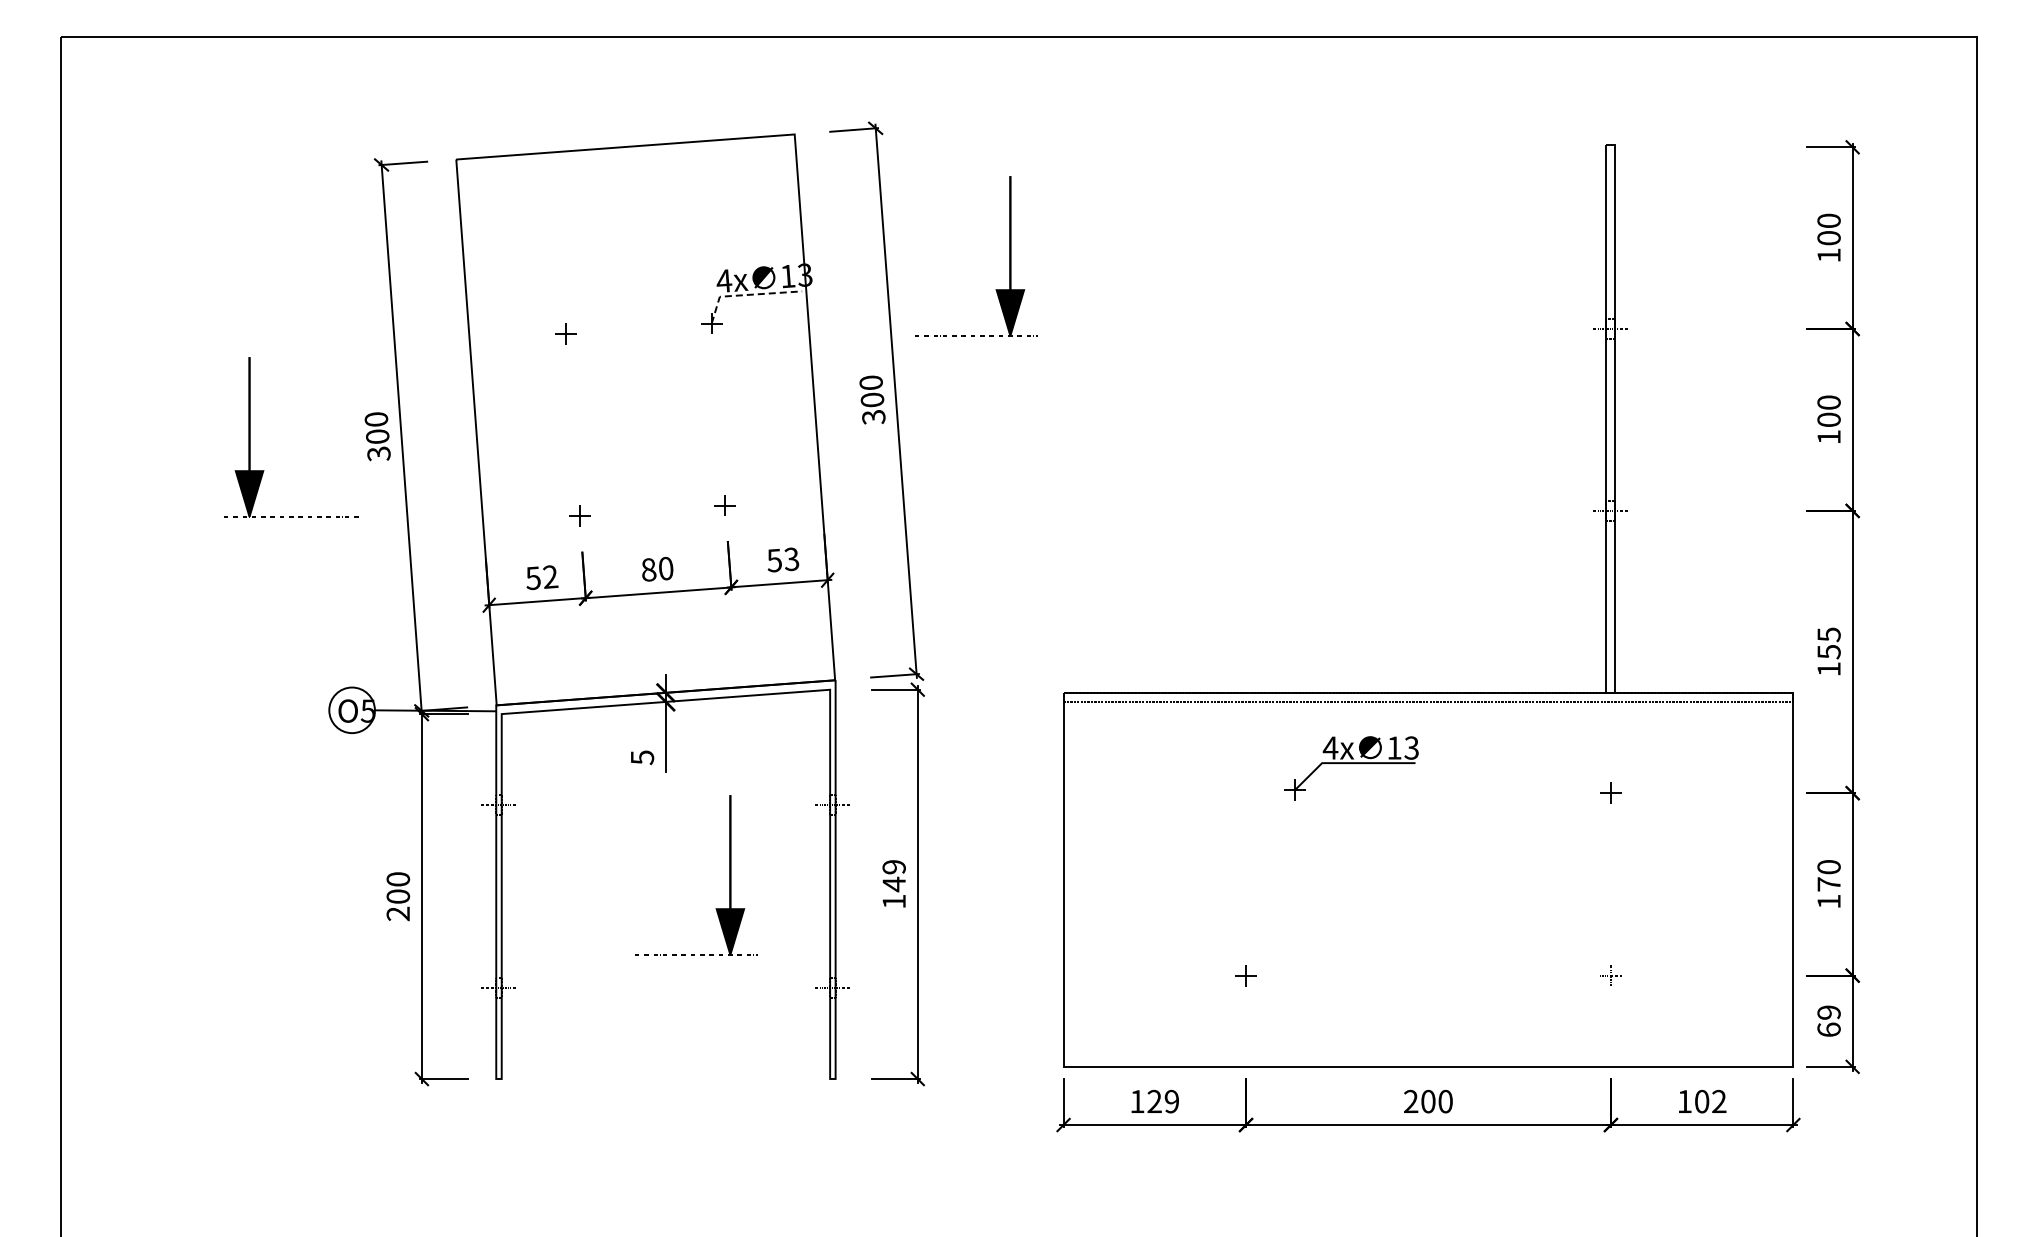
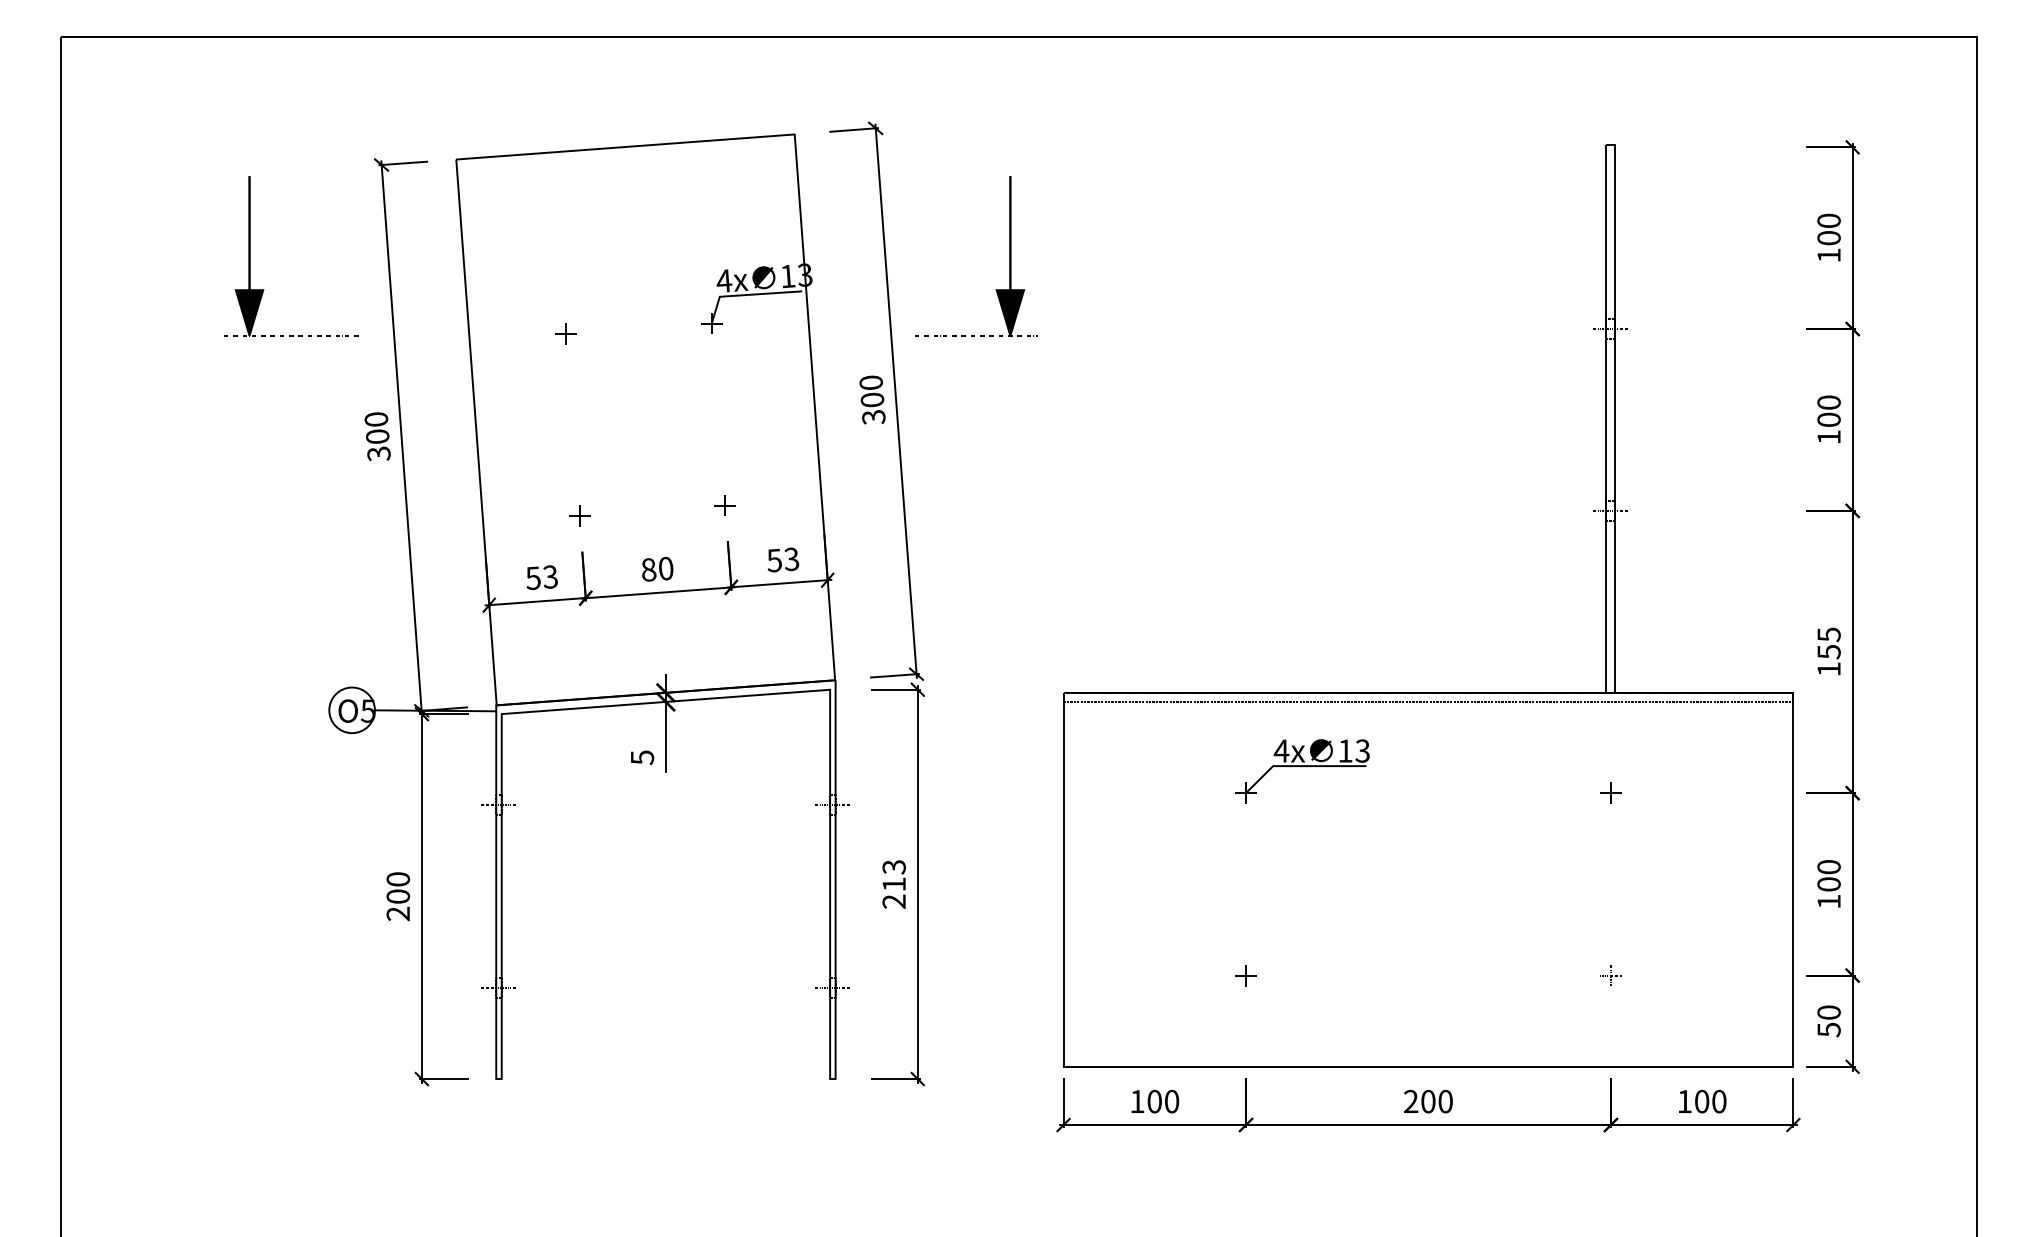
line: dashed -> solid (746, 295)
part position: (250, 437) -> (250, 256) (250, 256)
text: 52 -> 53 (550, 576)
part position: (1351, 768) -> (1302, 771) (1302, 771)
part: present -> none (729, 875)
text: 149 -> 213 (893, 884)
text: 170 -> 100 (1828, 884)
text: 69 -> 50 (1828, 1021)
text: 129 -> 100 (1163, 1101)
text: 102 -> 100 (1719, 1101)
